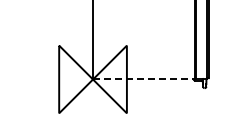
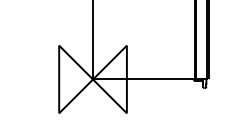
line: dashed -> solid (143, 79)
